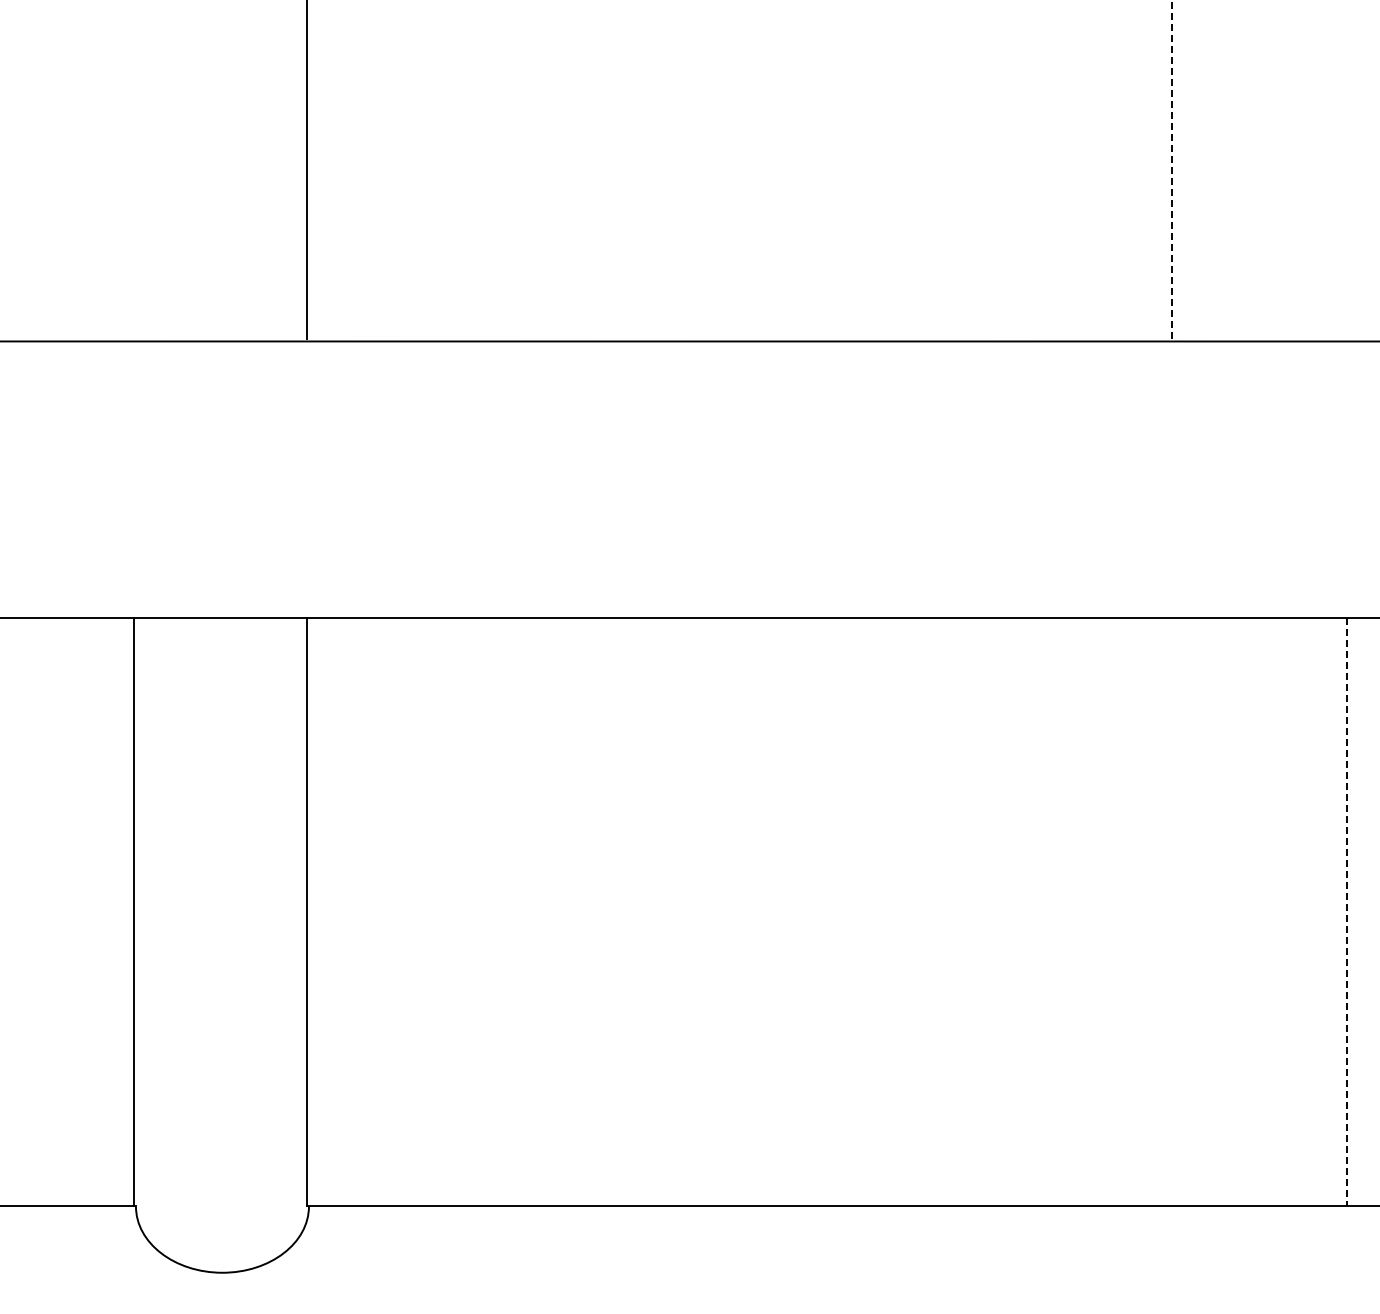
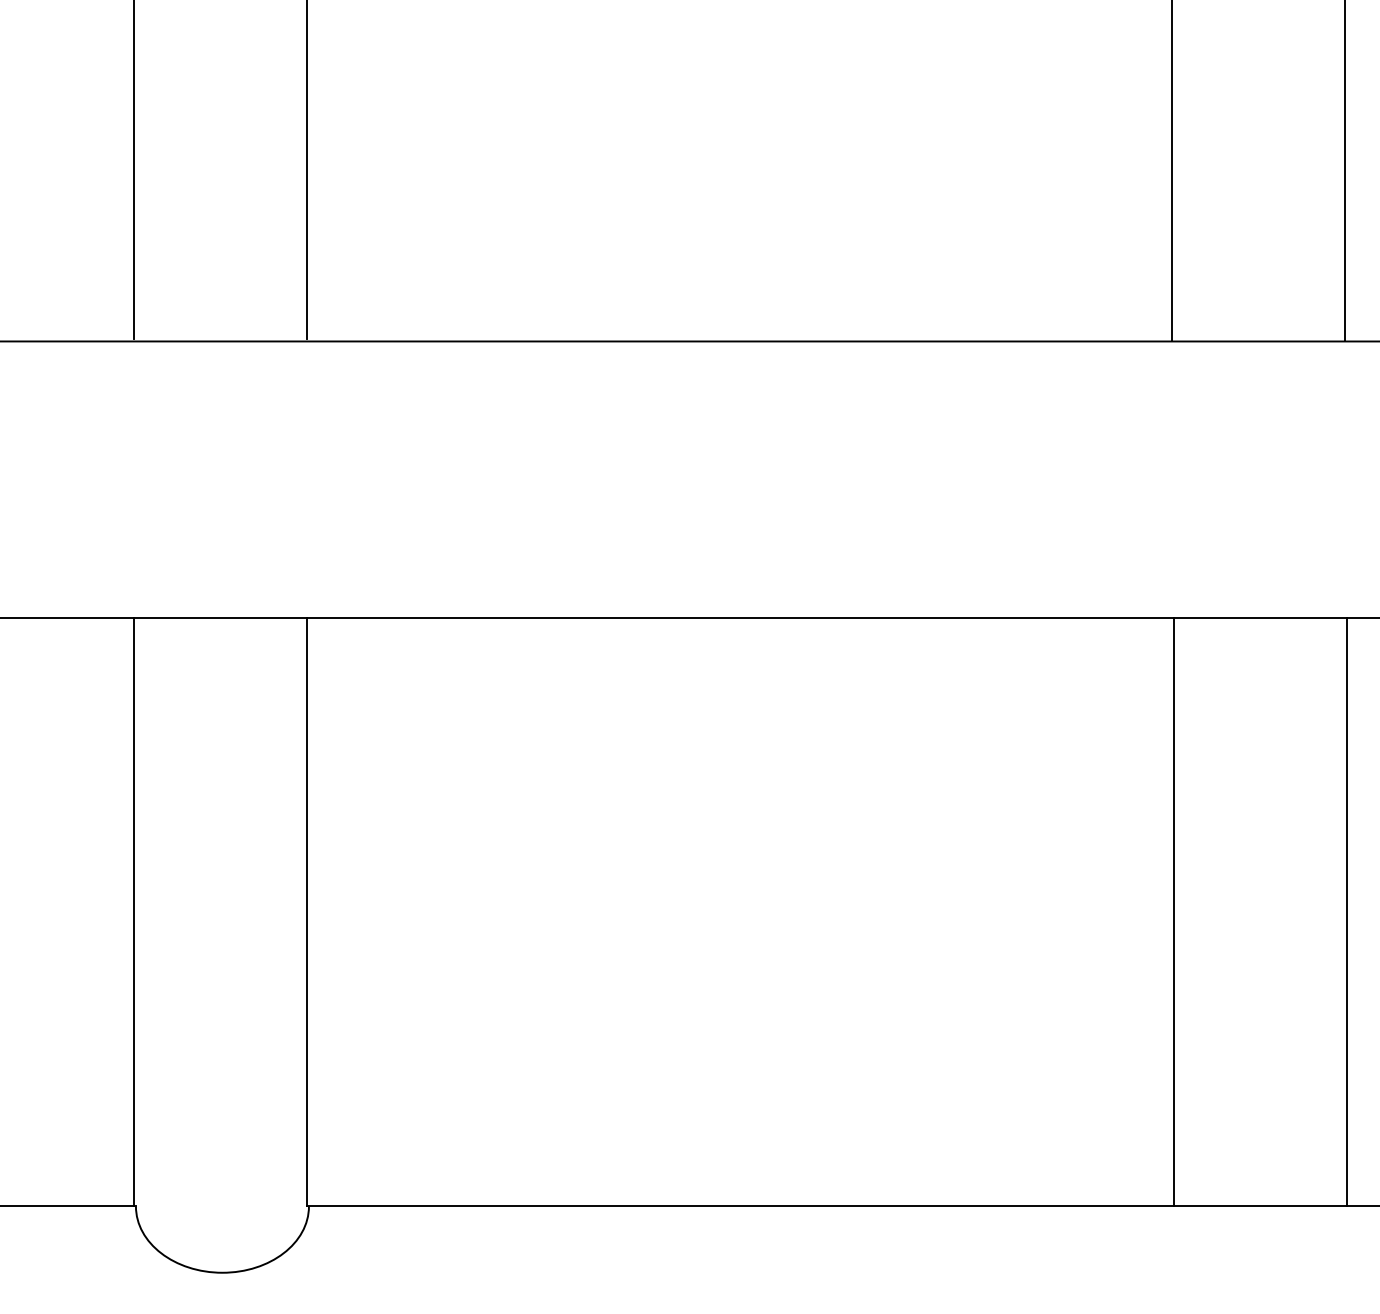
line: none -> present (133, 170)
line: dashed -> solid (1172, 171)
line: none -> present (1345, 171)
line: none -> present (1174, 912)
line: dashed -> solid (1347, 912)
